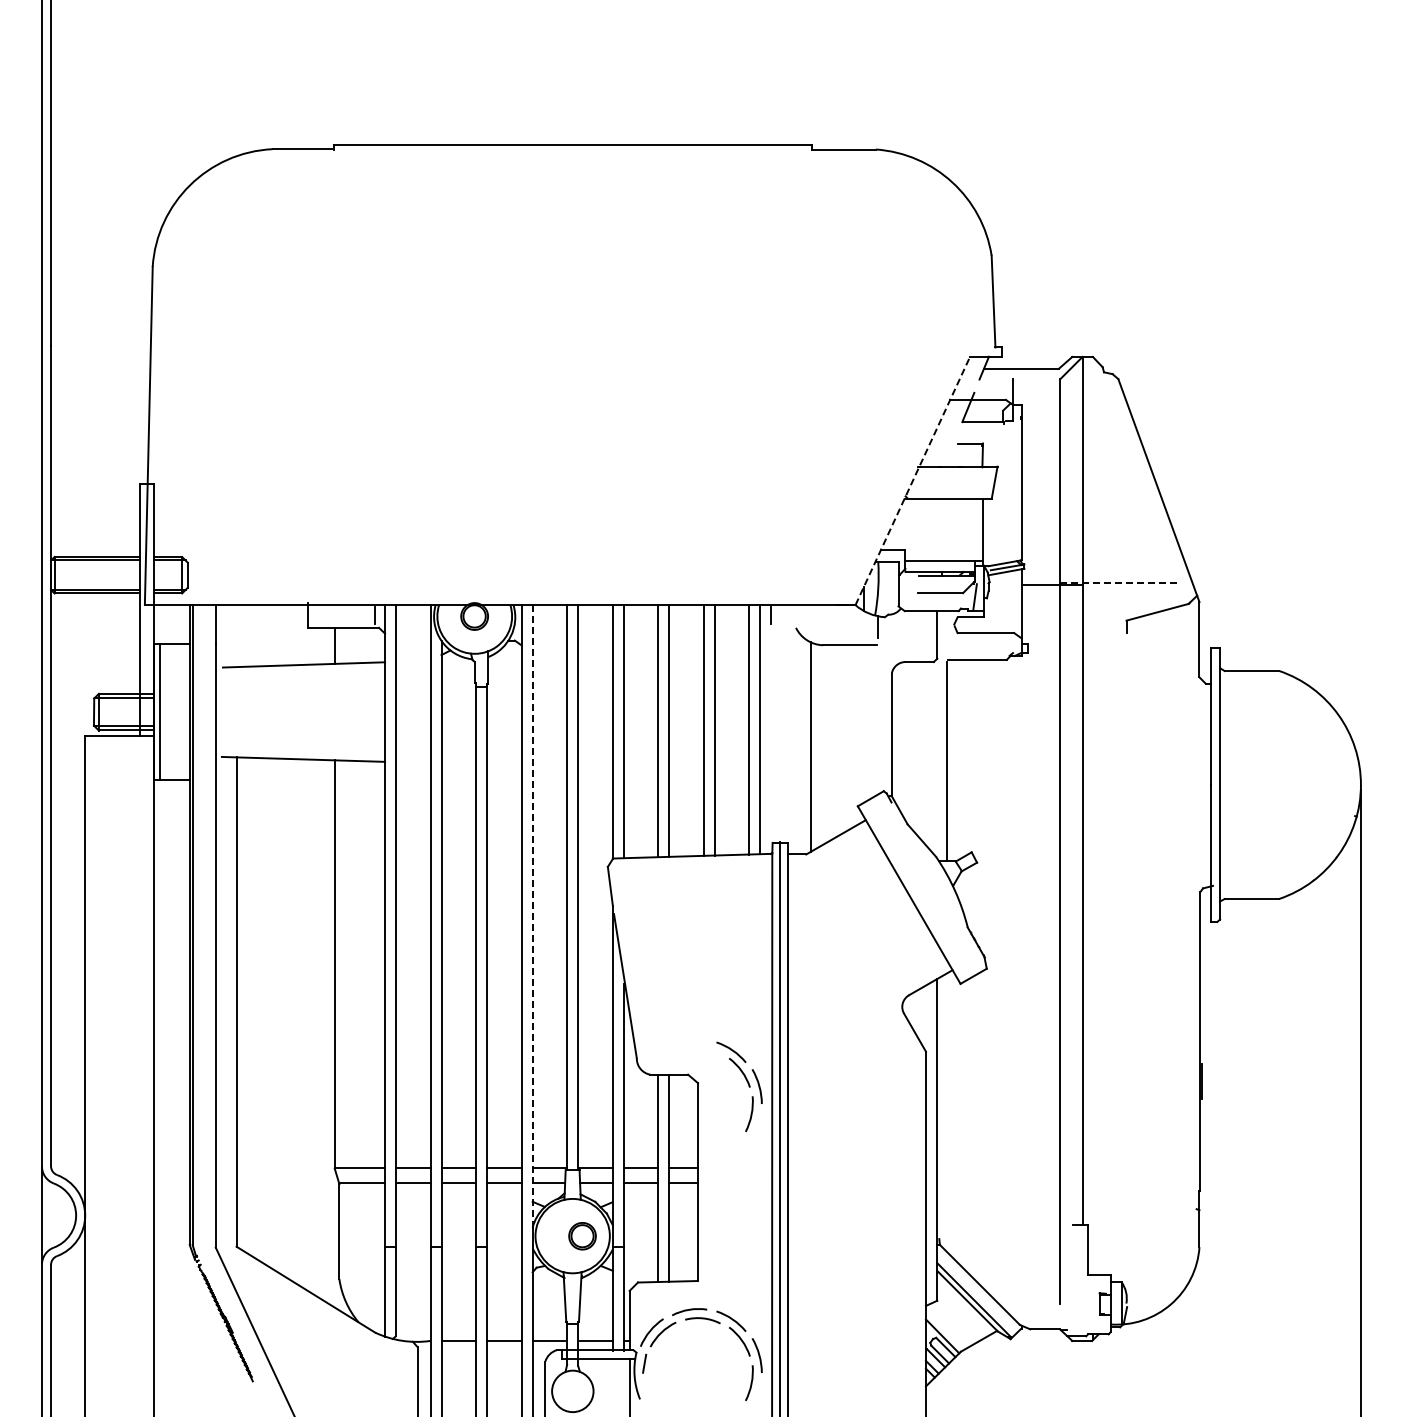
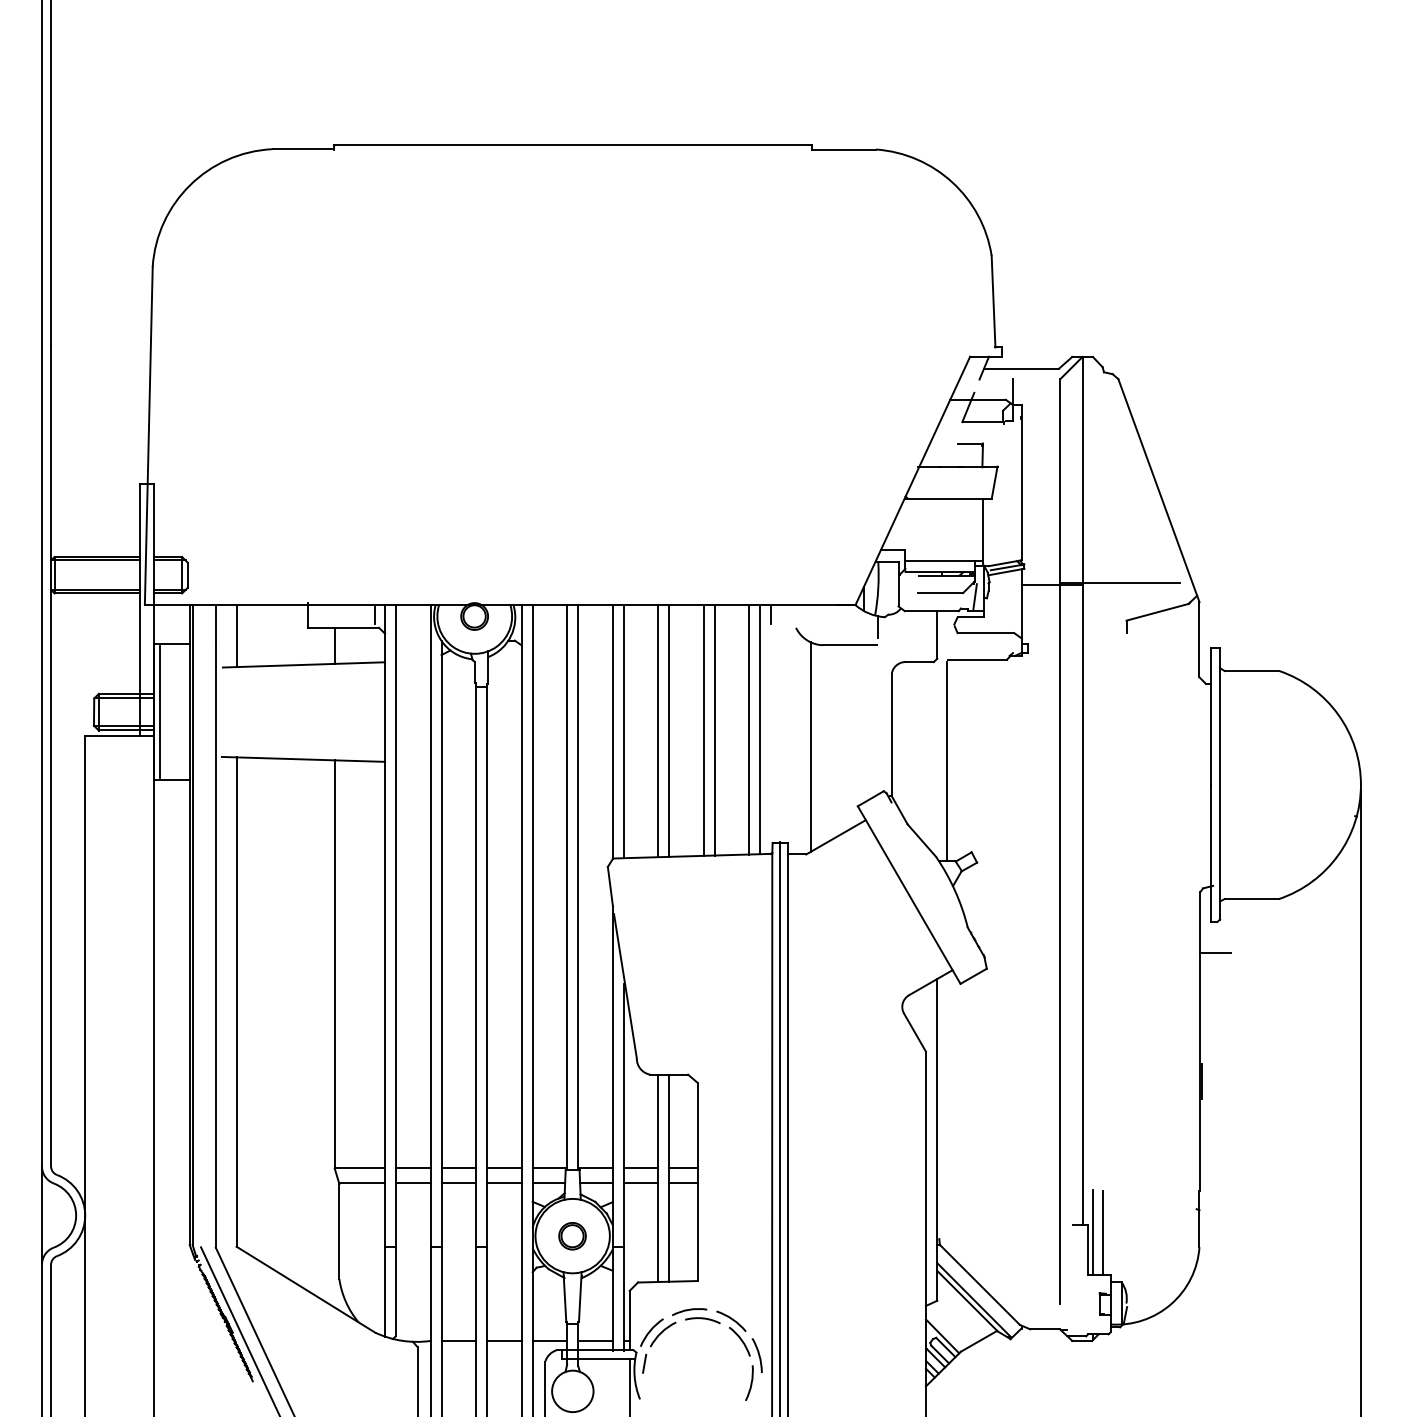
line: dashed -> solid (912, 480)
line: dashed -> solid (1120, 583)
line: none -> present (236, 636)
line: dashed -> solid (532, 916)
line: none -> present (1215, 953)
part: present -> none (747, 1083)
line: none -> present (1092, 1231)
line: none -> present (1103, 1232)
part position: (582, 1236) -> (572, 1236) (572, 1236)
line: none -> present (239, 1330)
